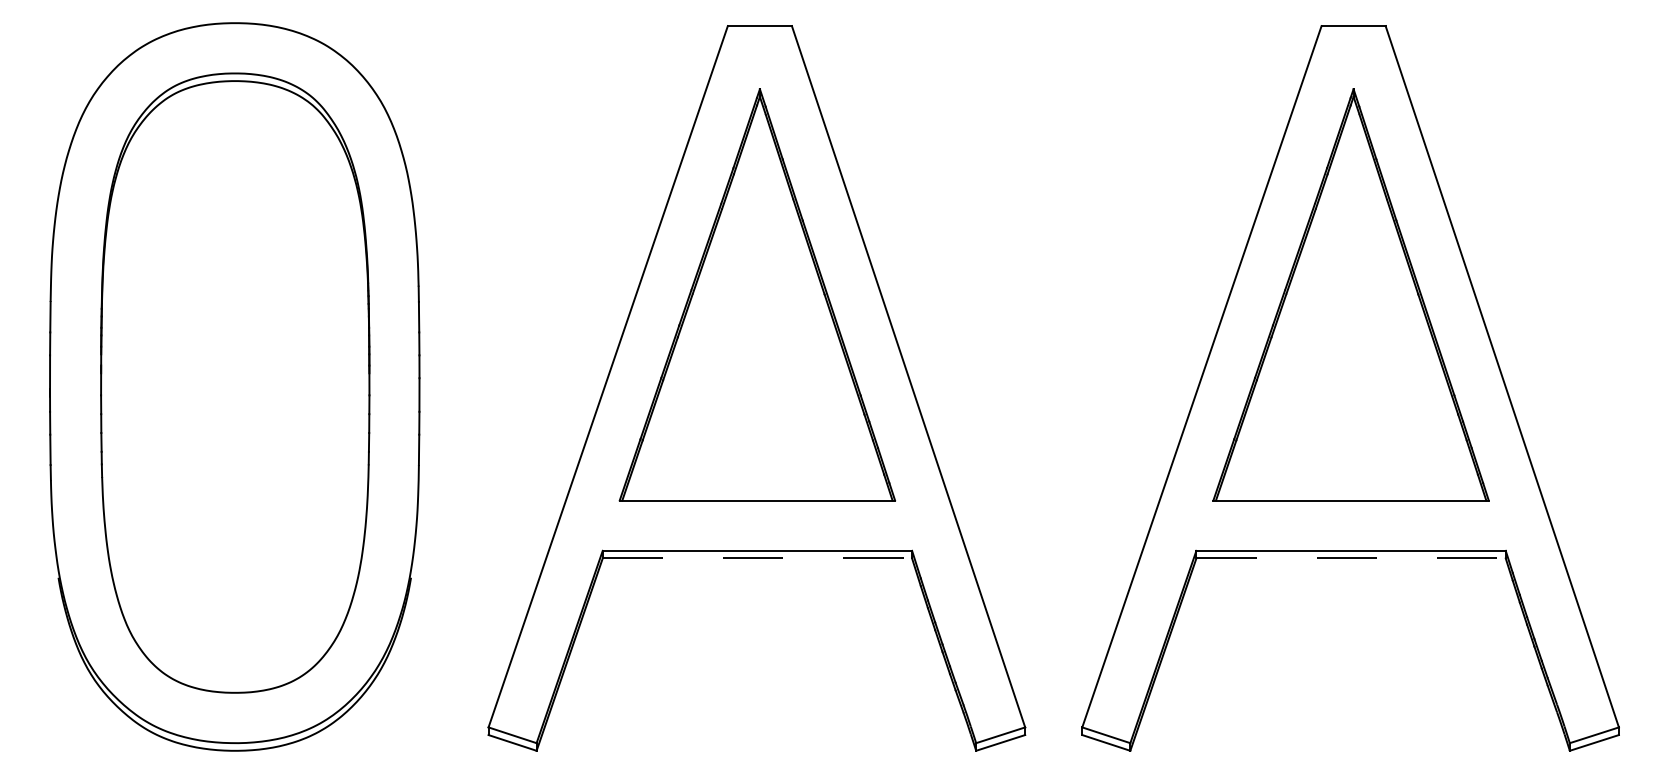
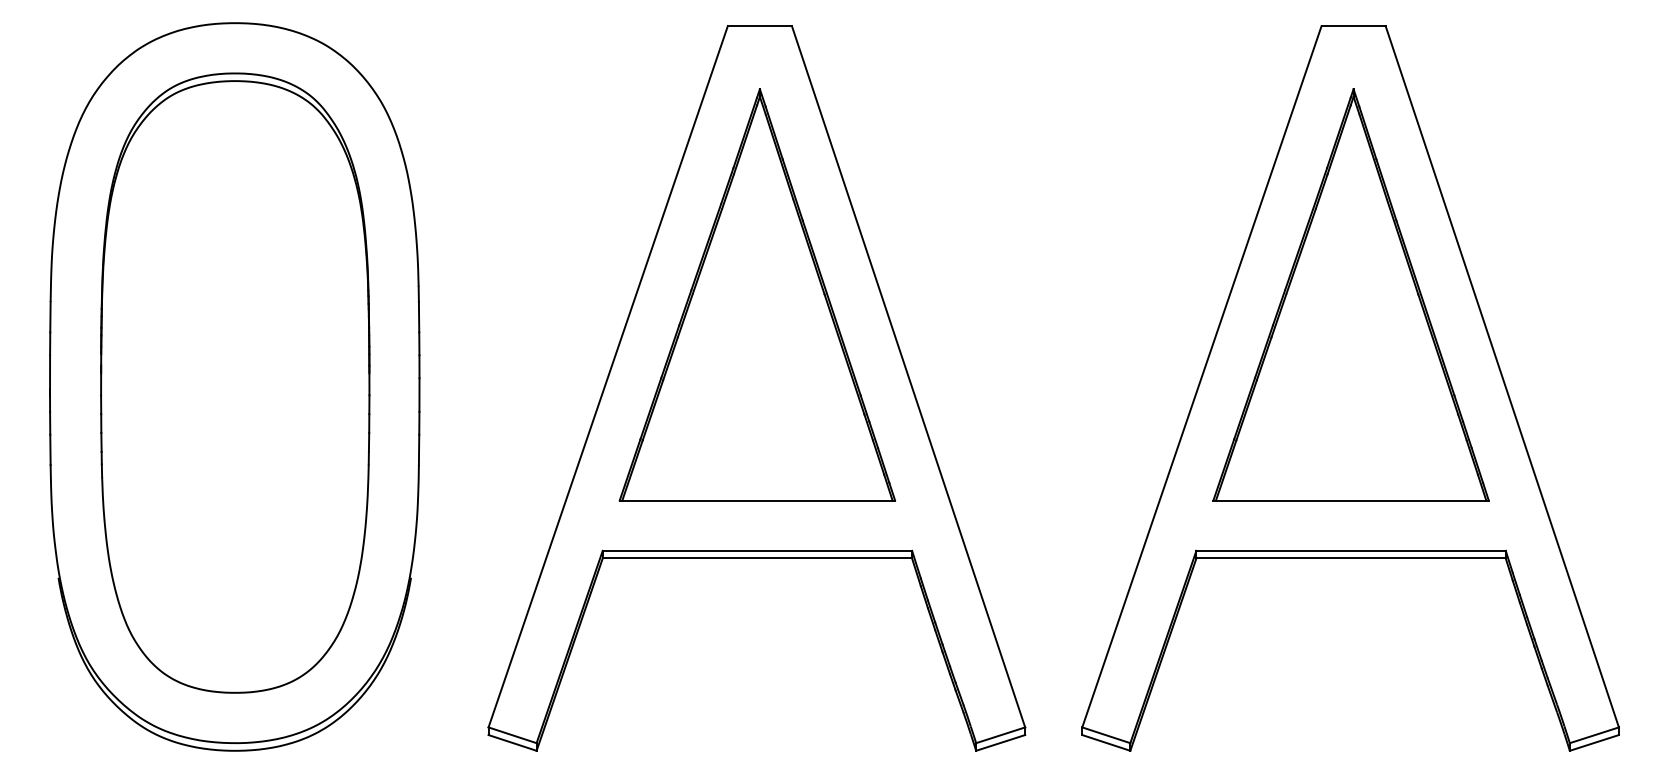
line: dashed -> solid (757, 558)
line: dashed -> solid (1351, 558)
